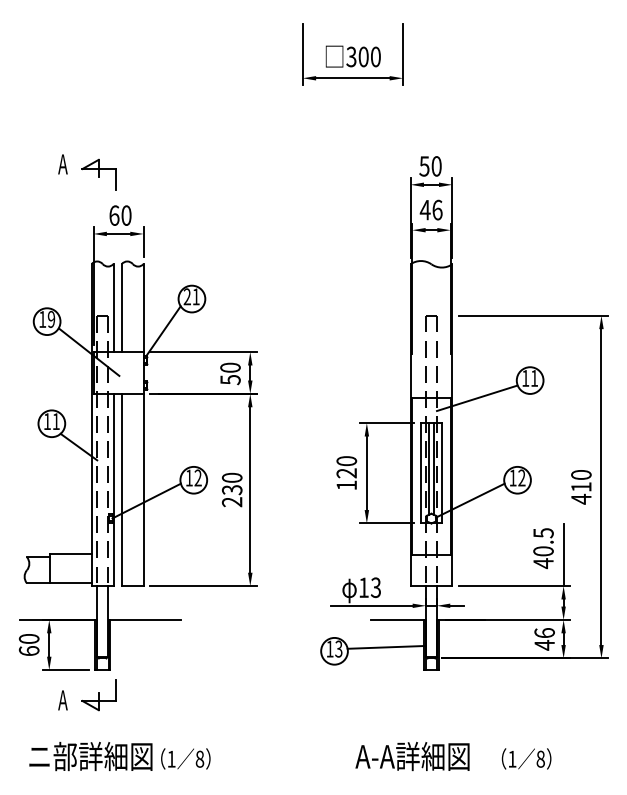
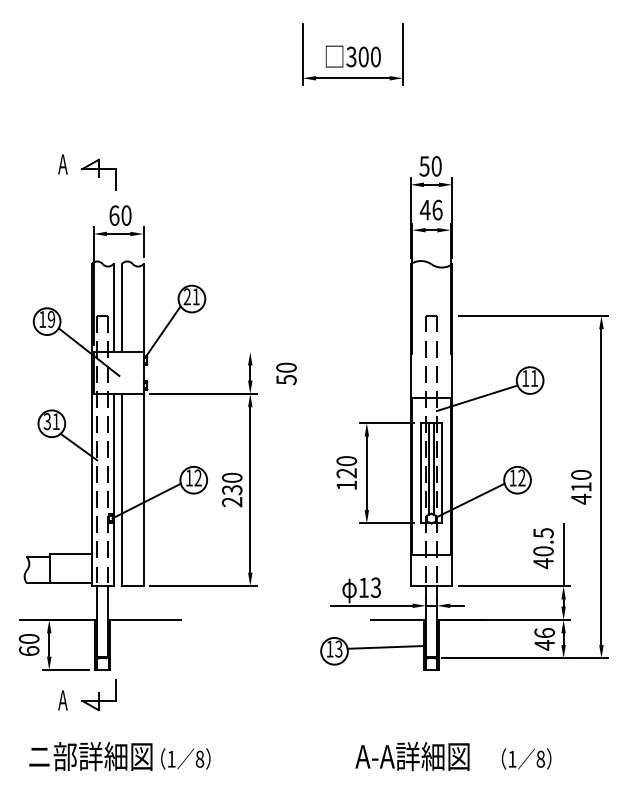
line: present -> none (203, 352)
text position: (230, 373) -> (286, 373) (286, 373)
text: 11 -> 31 (46, 421)
